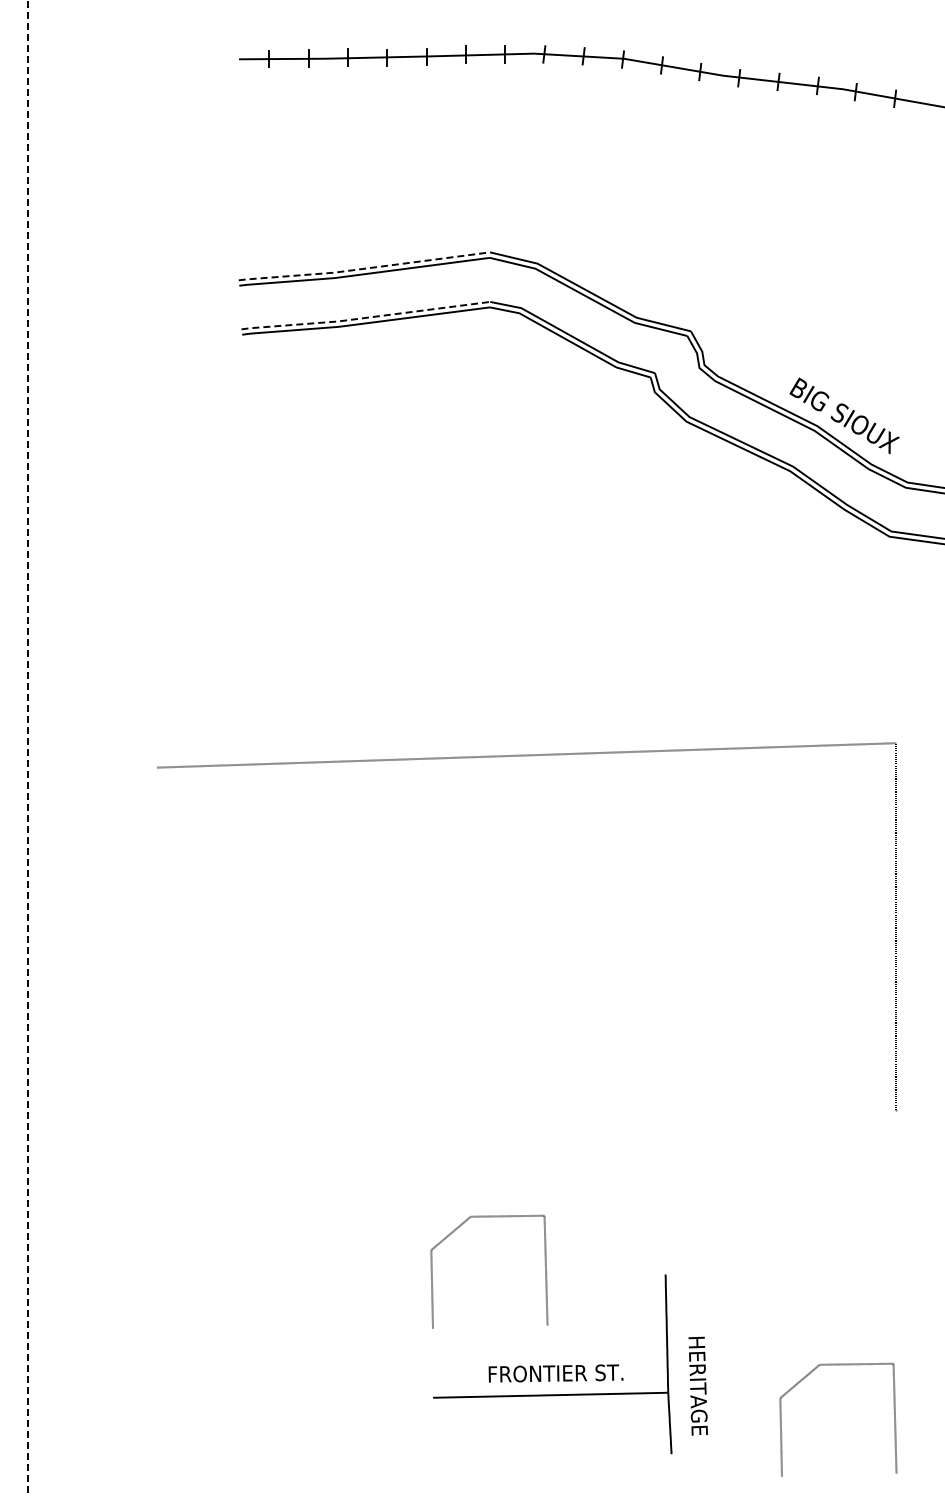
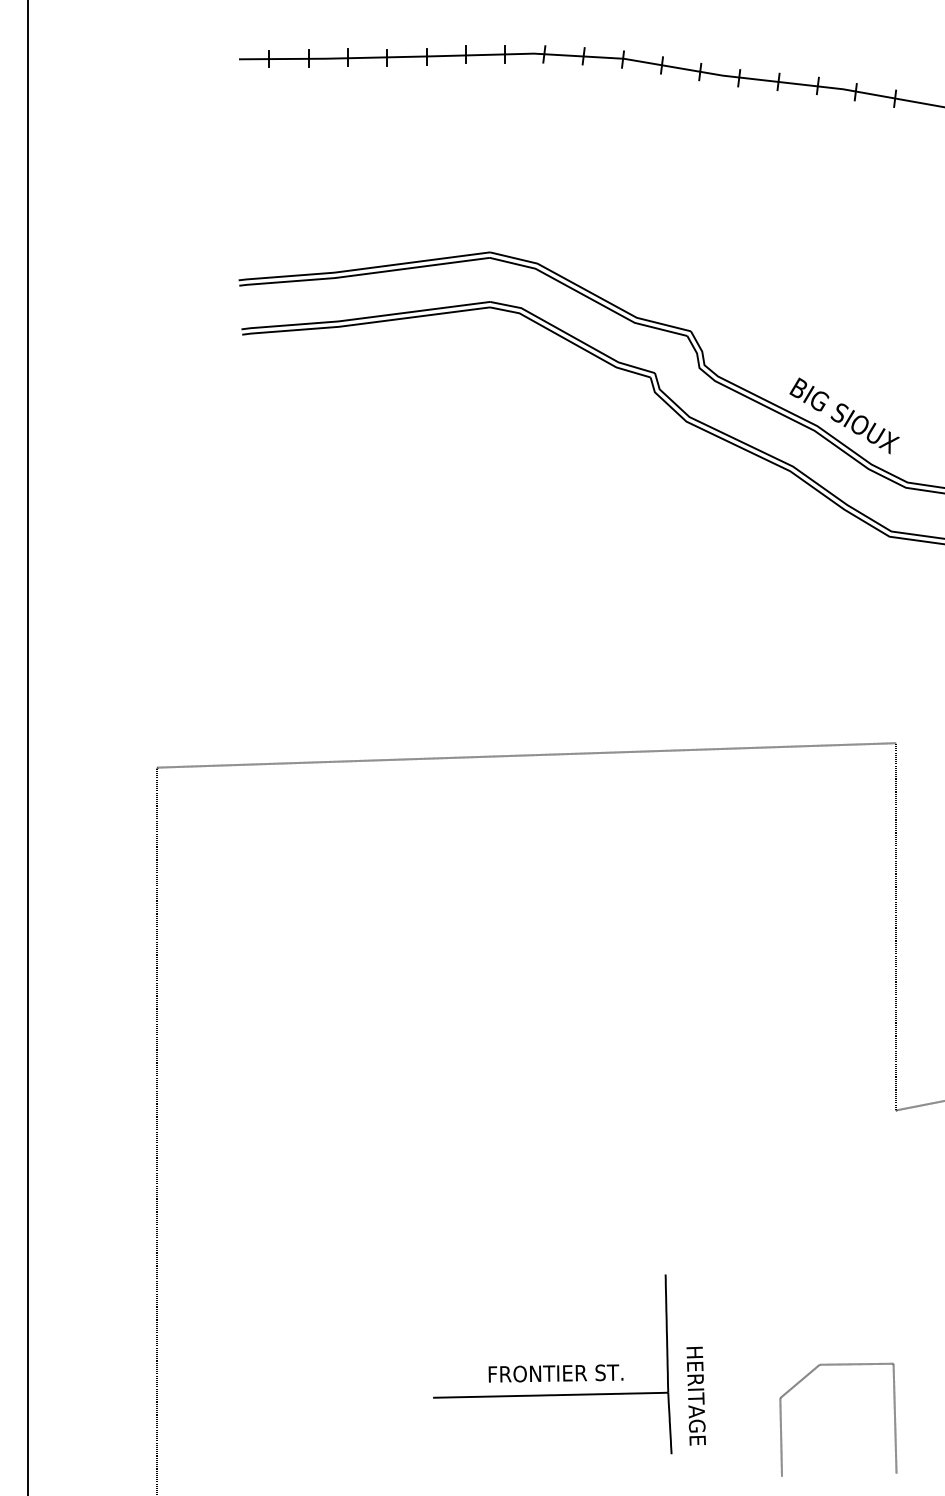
line: dashed -> solid (363, 268)
line: dashed -> solid (365, 318)
line: dashed -> solid (28, 748)
line: none -> present (918, 1105)
line: none -> present (156, 1129)
part: present -> none (457, 1229)
text position: (697, 1385) -> (695, 1395) (695, 1395)
